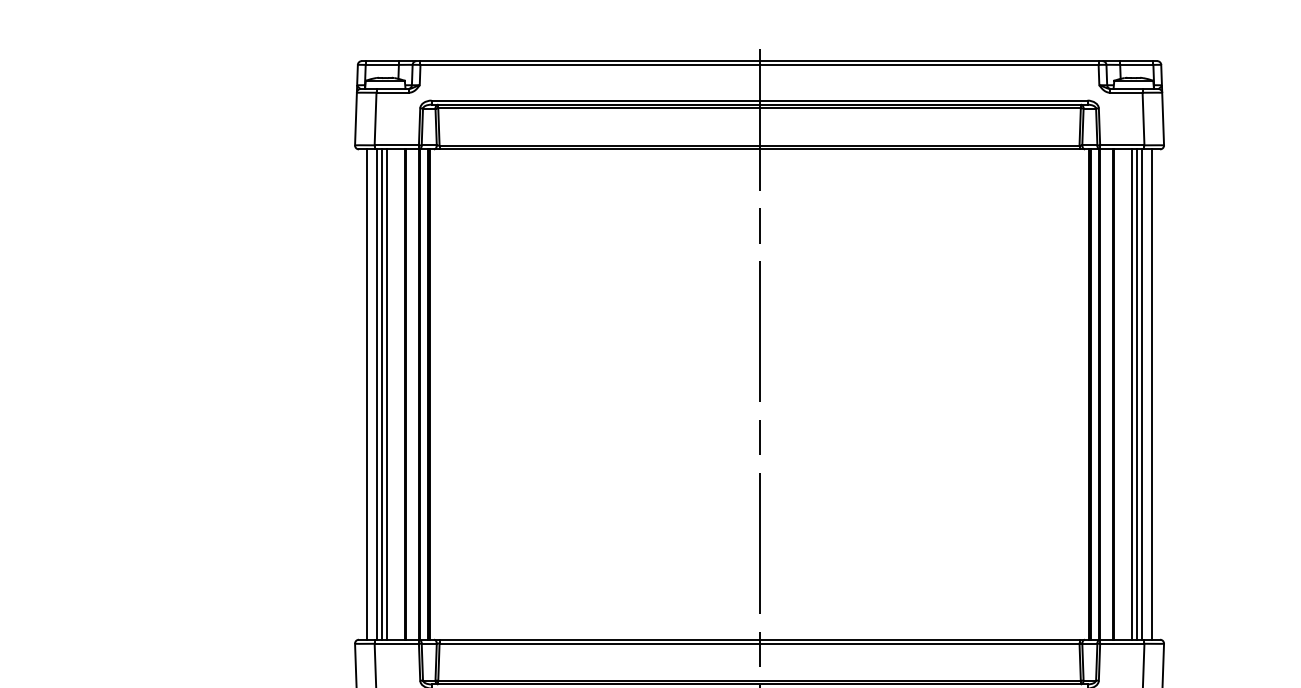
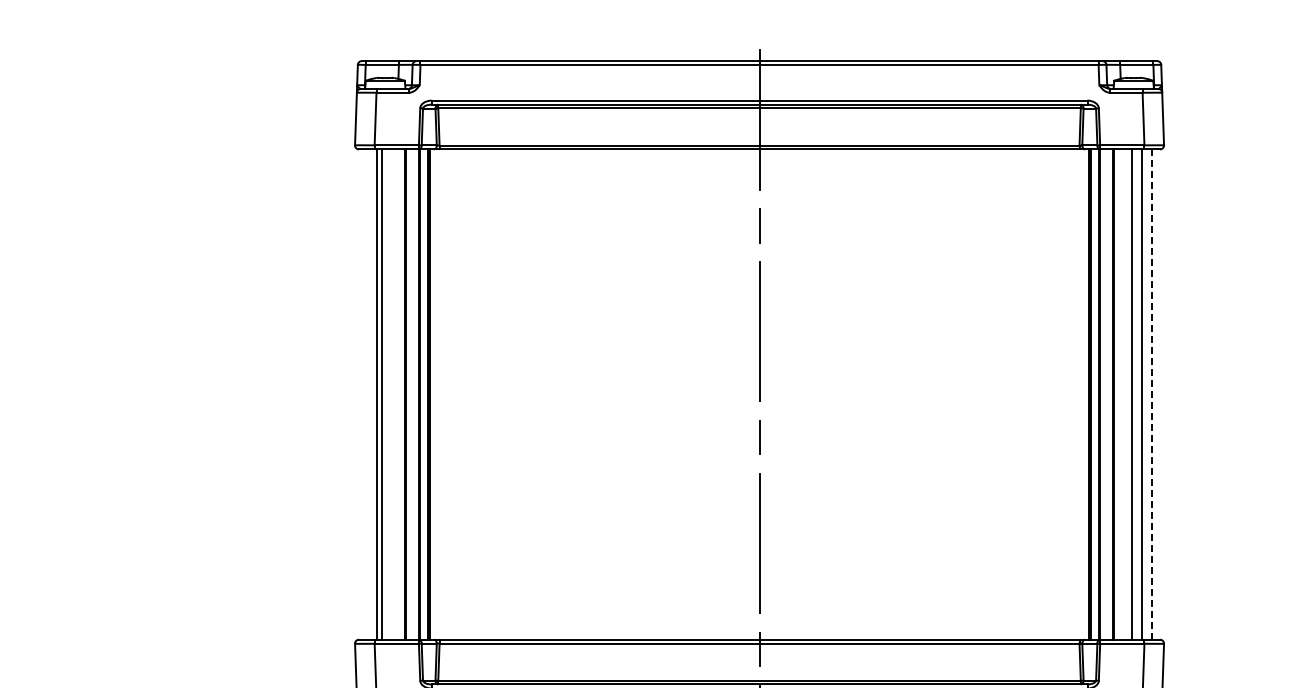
line: present -> none (367, 394)
line: present -> none (386, 394)
line: present -> none (1137, 394)
line: solid -> dashed (1151, 394)
